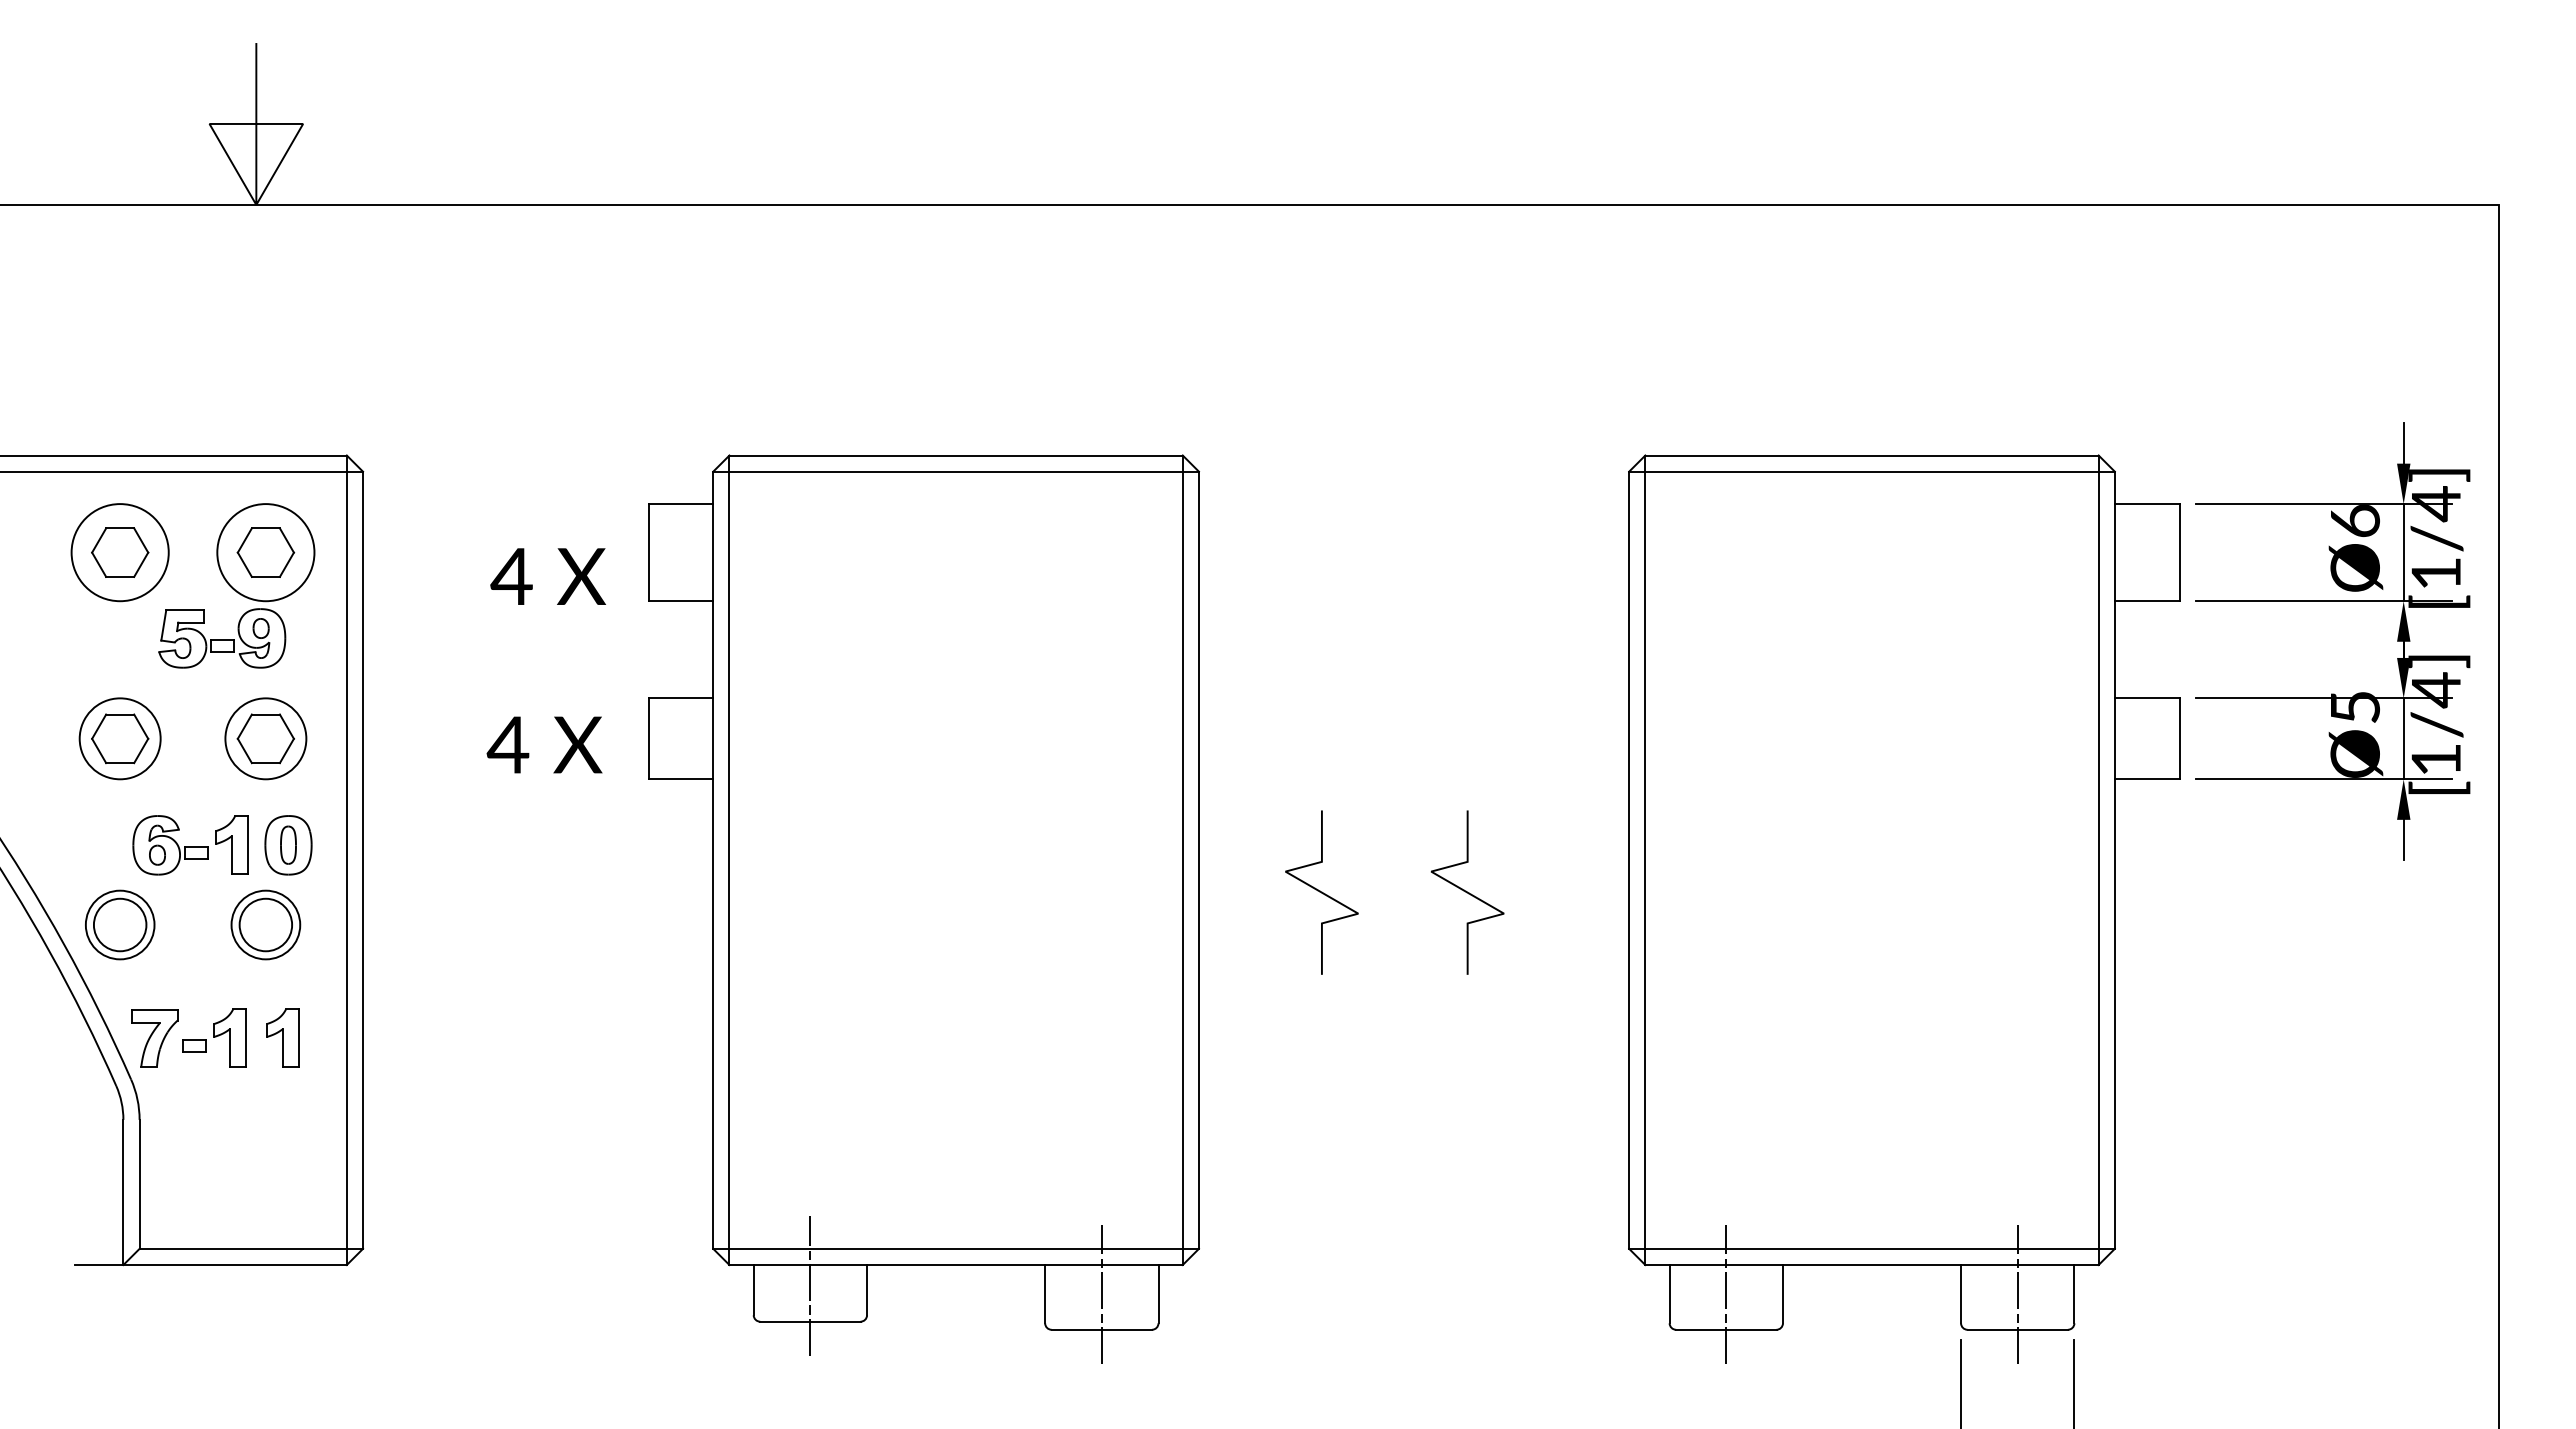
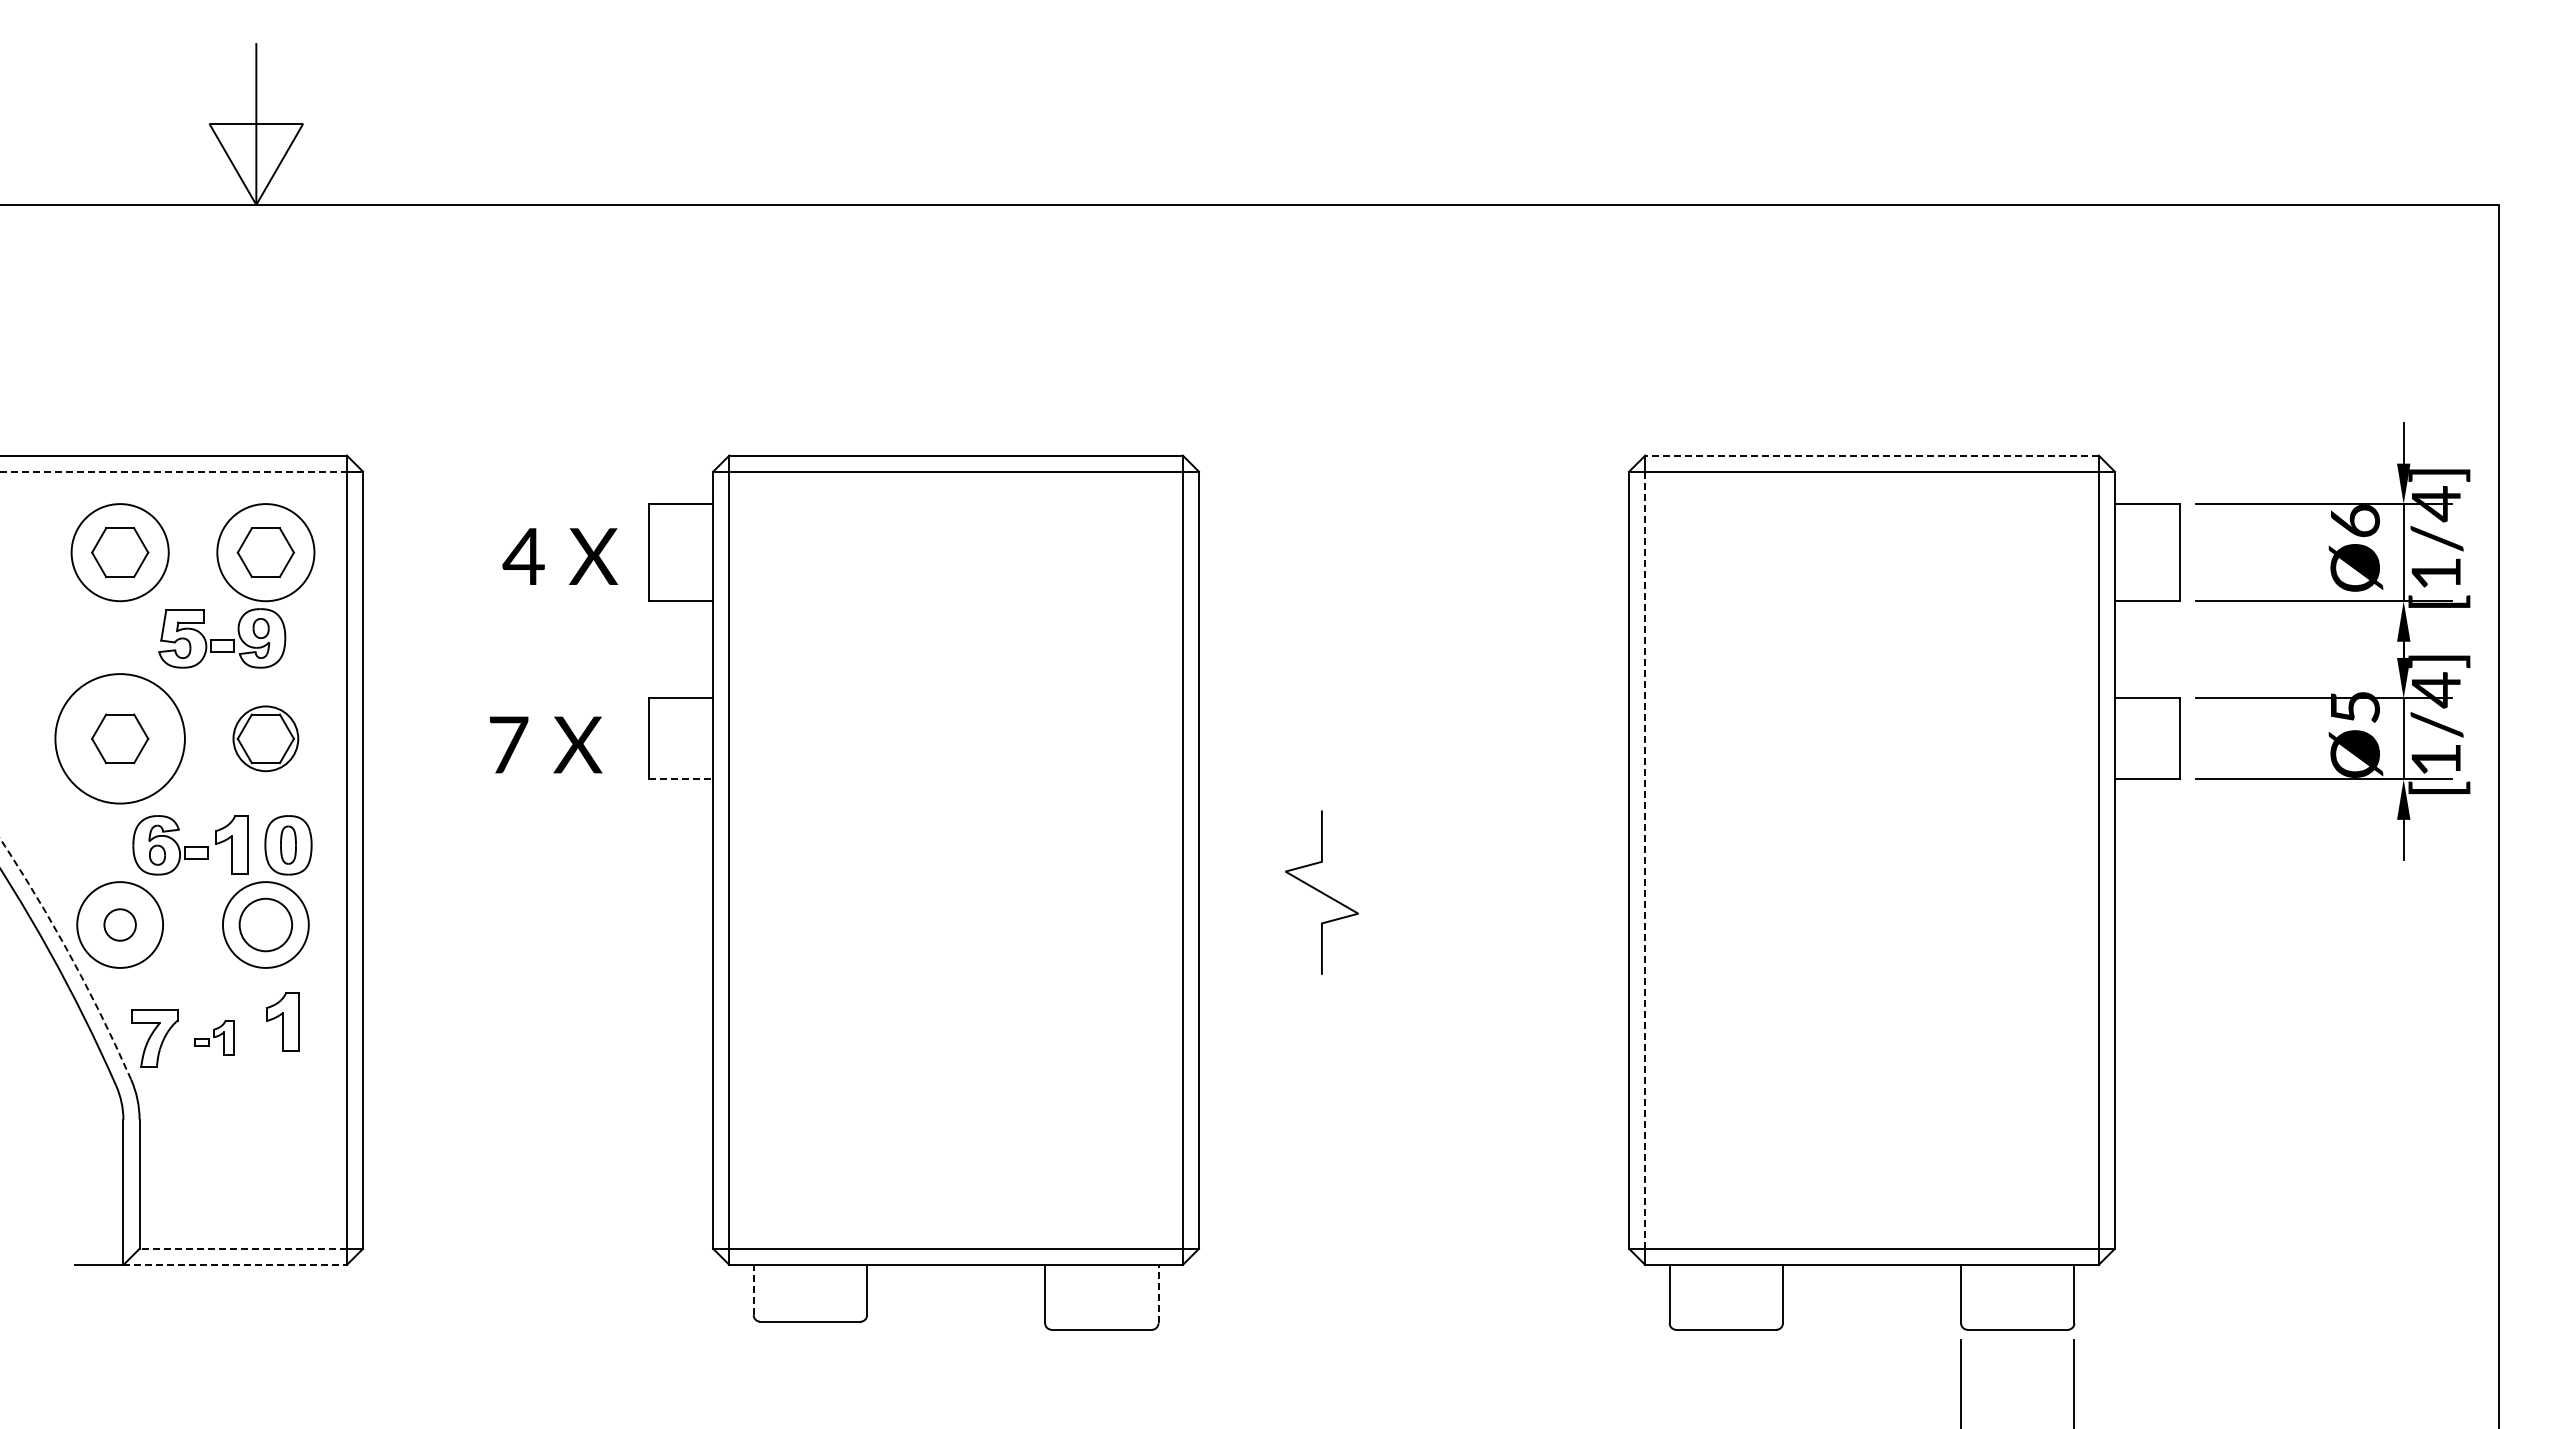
line: solid -> dashed (1872, 455)
line: solid -> dashed (173, 471)
text position: (547, 576) -> (559, 556) (559, 556)
circle diameter: 81 px -> 130 px (119, 738)
circle diameter: 81 px -> 65 px (265, 738)
text: 4 -> 7 (507, 744)
line: solid -> dashed (681, 779)
line: solid -> dashed (1645, 860)
curve: present -> none (1467, 892)
circle diameter: 52 px -> 31 px (119, 924)
circle diameter: 69 px -> 86 px (120, 924)
circle diameter: 69 px -> 86 px (265, 924)
arc: solid -> dashed (70, 956)
part size: 65x60 px -> 41x36 px (214, 1037)
part position: (282, 1037) -> (282, 1021) (282, 1021)
line: solid -> dashed (243, 1248)
line: solid -> dashed (235, 1265)
line: present -> none (810, 1285)
line: solid -> dashed (753, 1289)
line: present -> none (1101, 1293)
line: solid -> dashed (1158, 1293)
line: present -> none (1726, 1293)
line: present -> none (2017, 1293)
